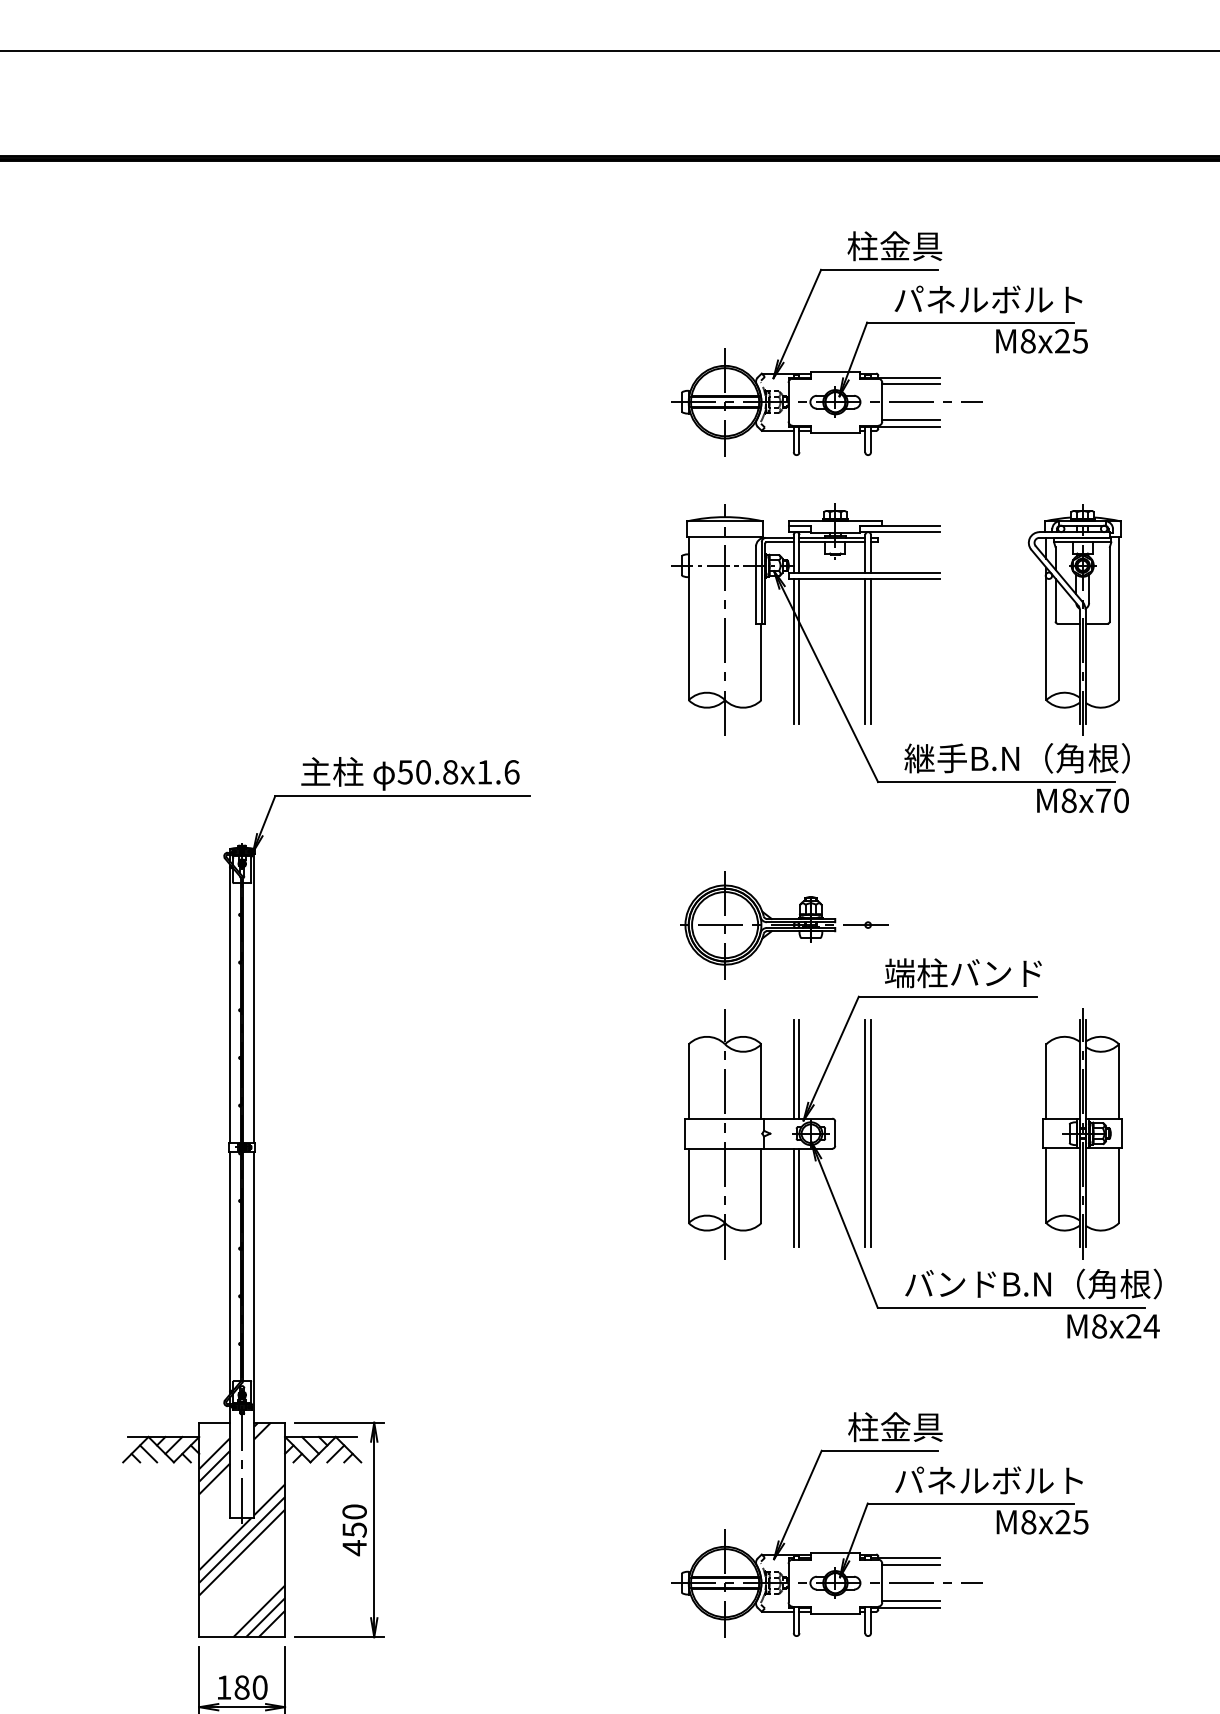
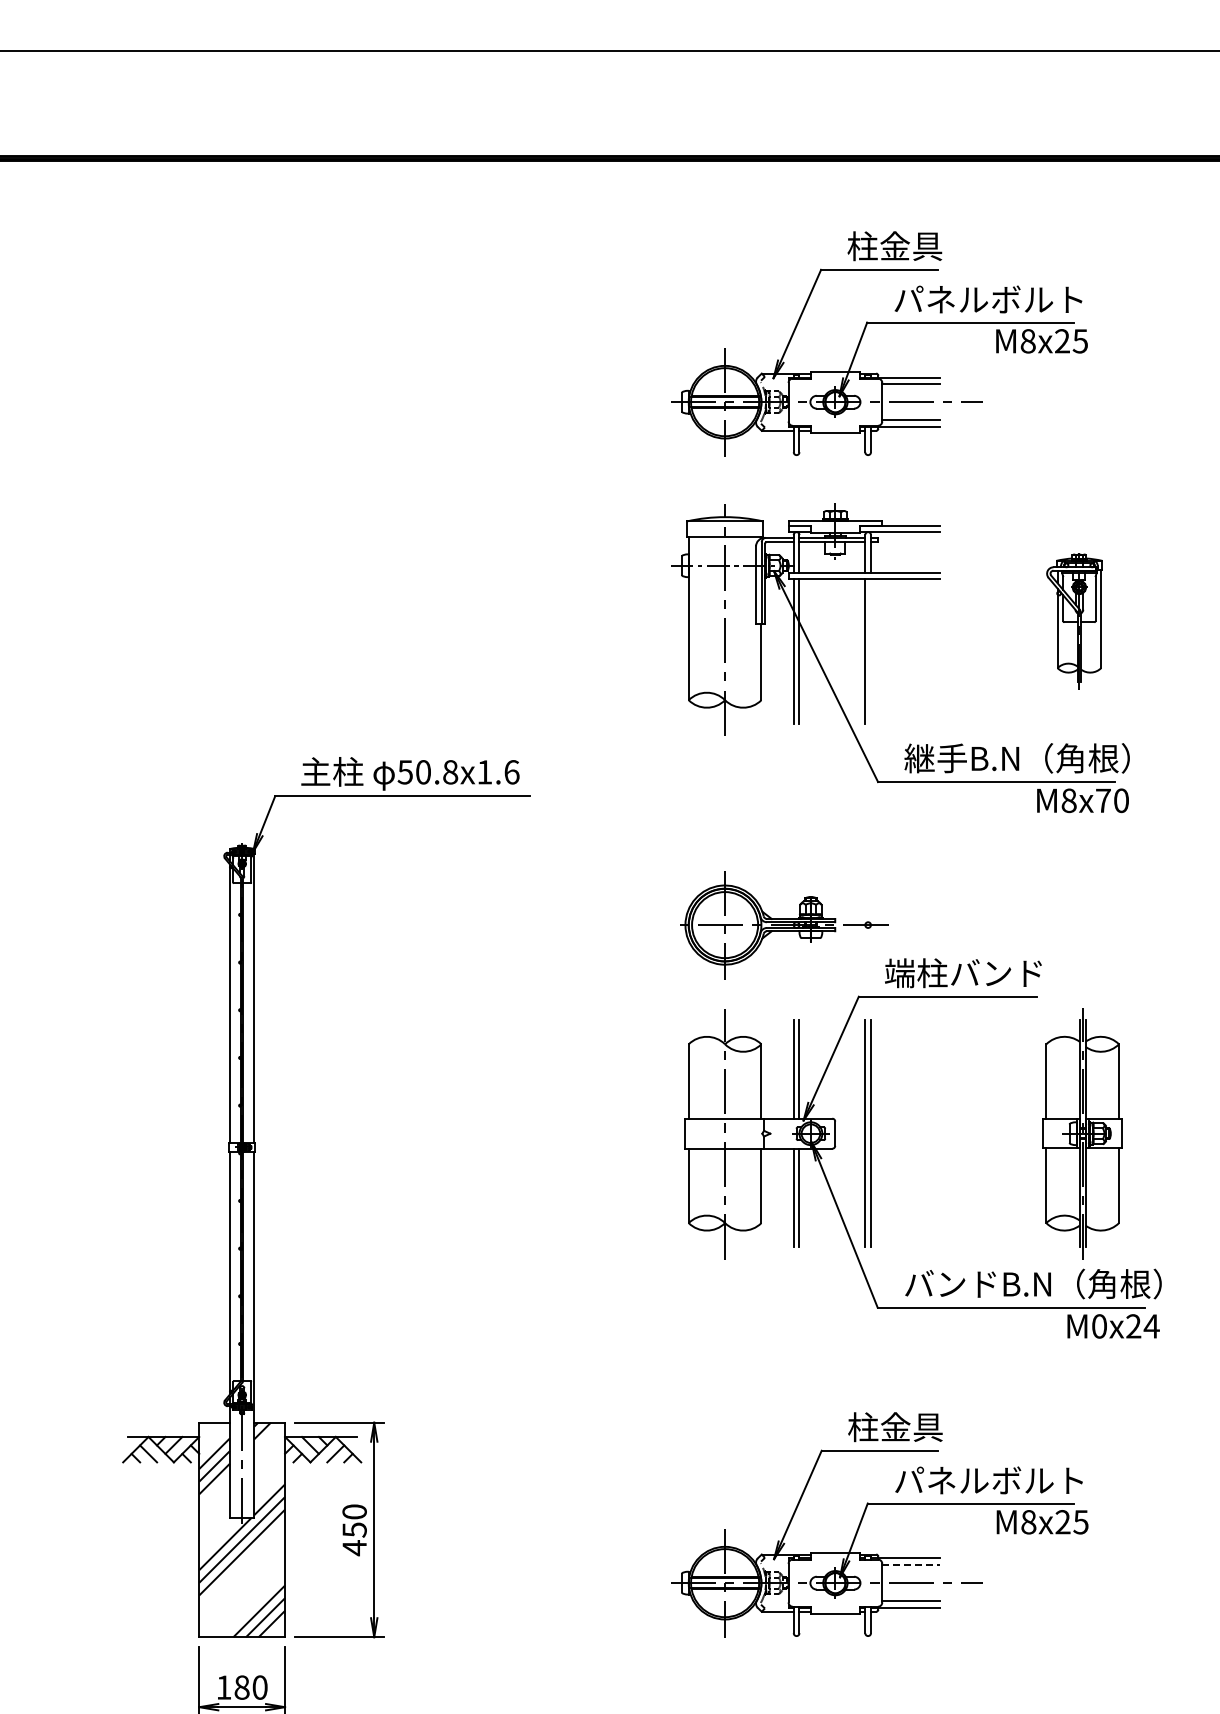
part size: 95x232 px -> 57x137 px (1074, 621)
line: present -> none (870, 651)
text: M8x24 -> M0x24 (1099, 1326)
line: solid -> dashed (910, 1564)
